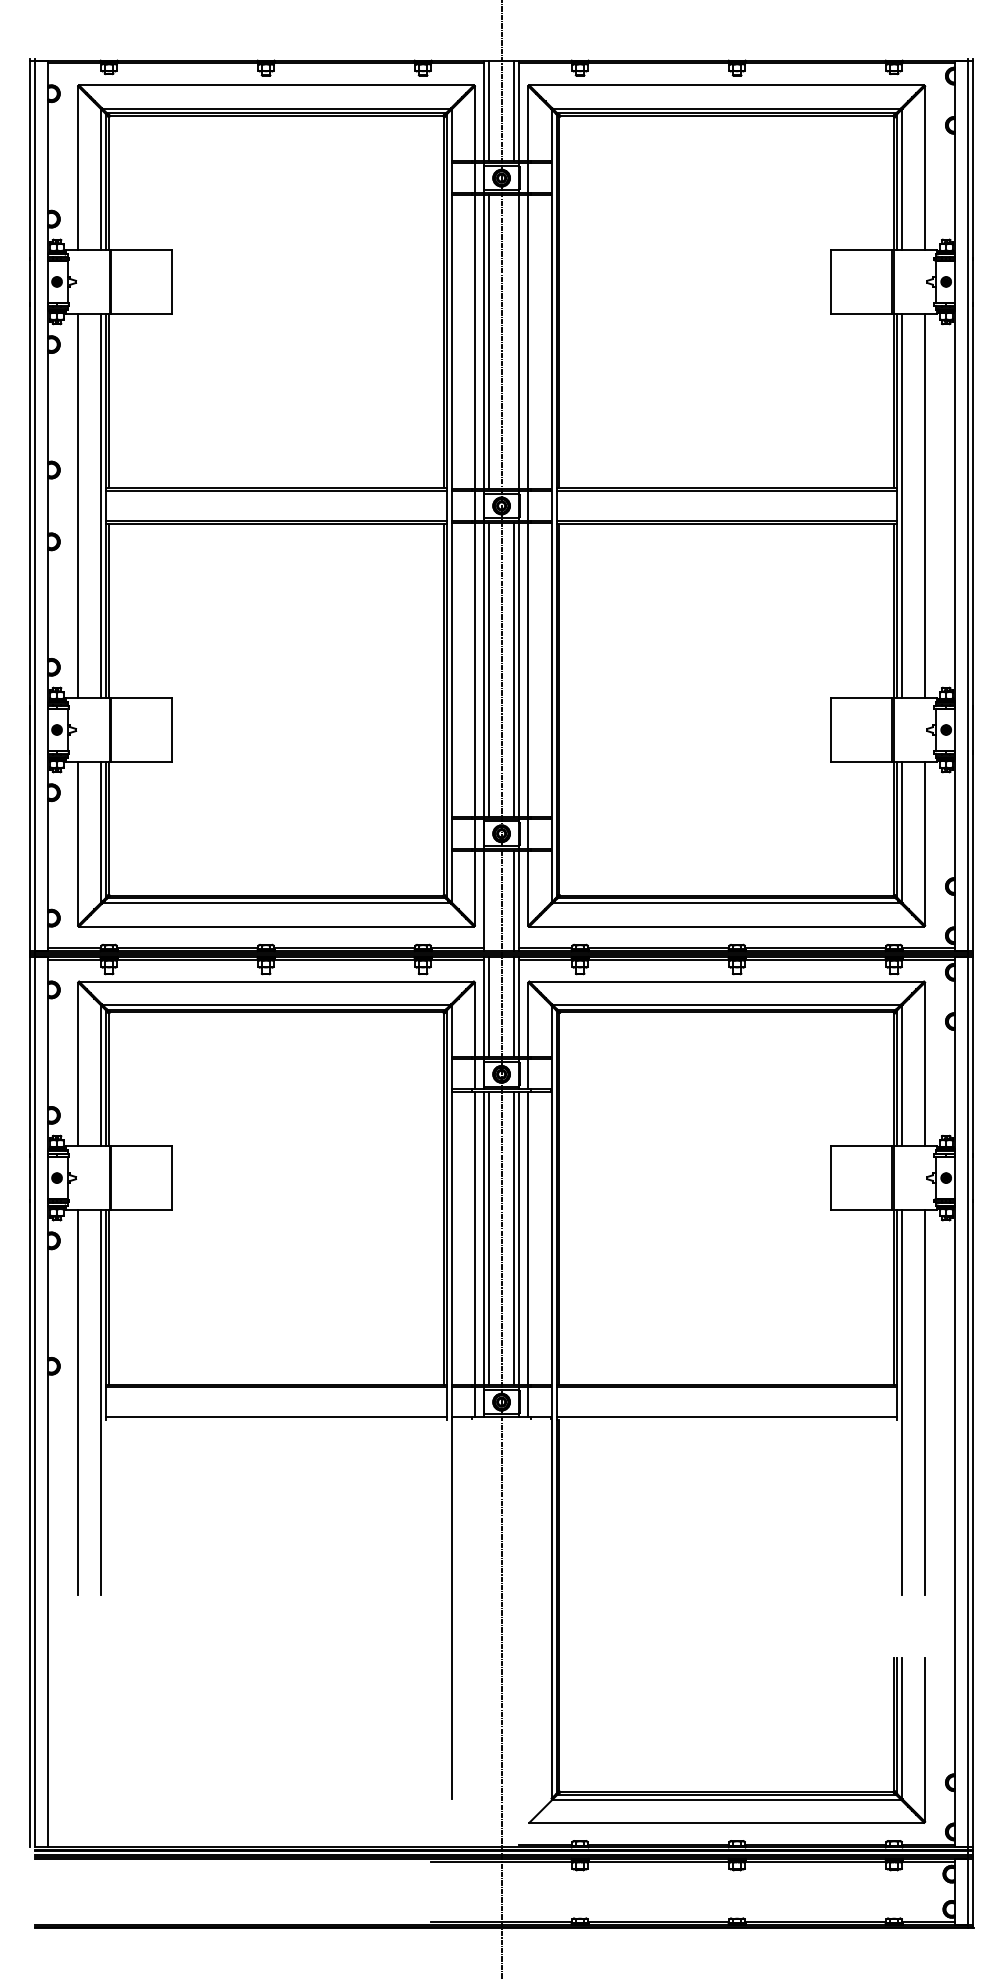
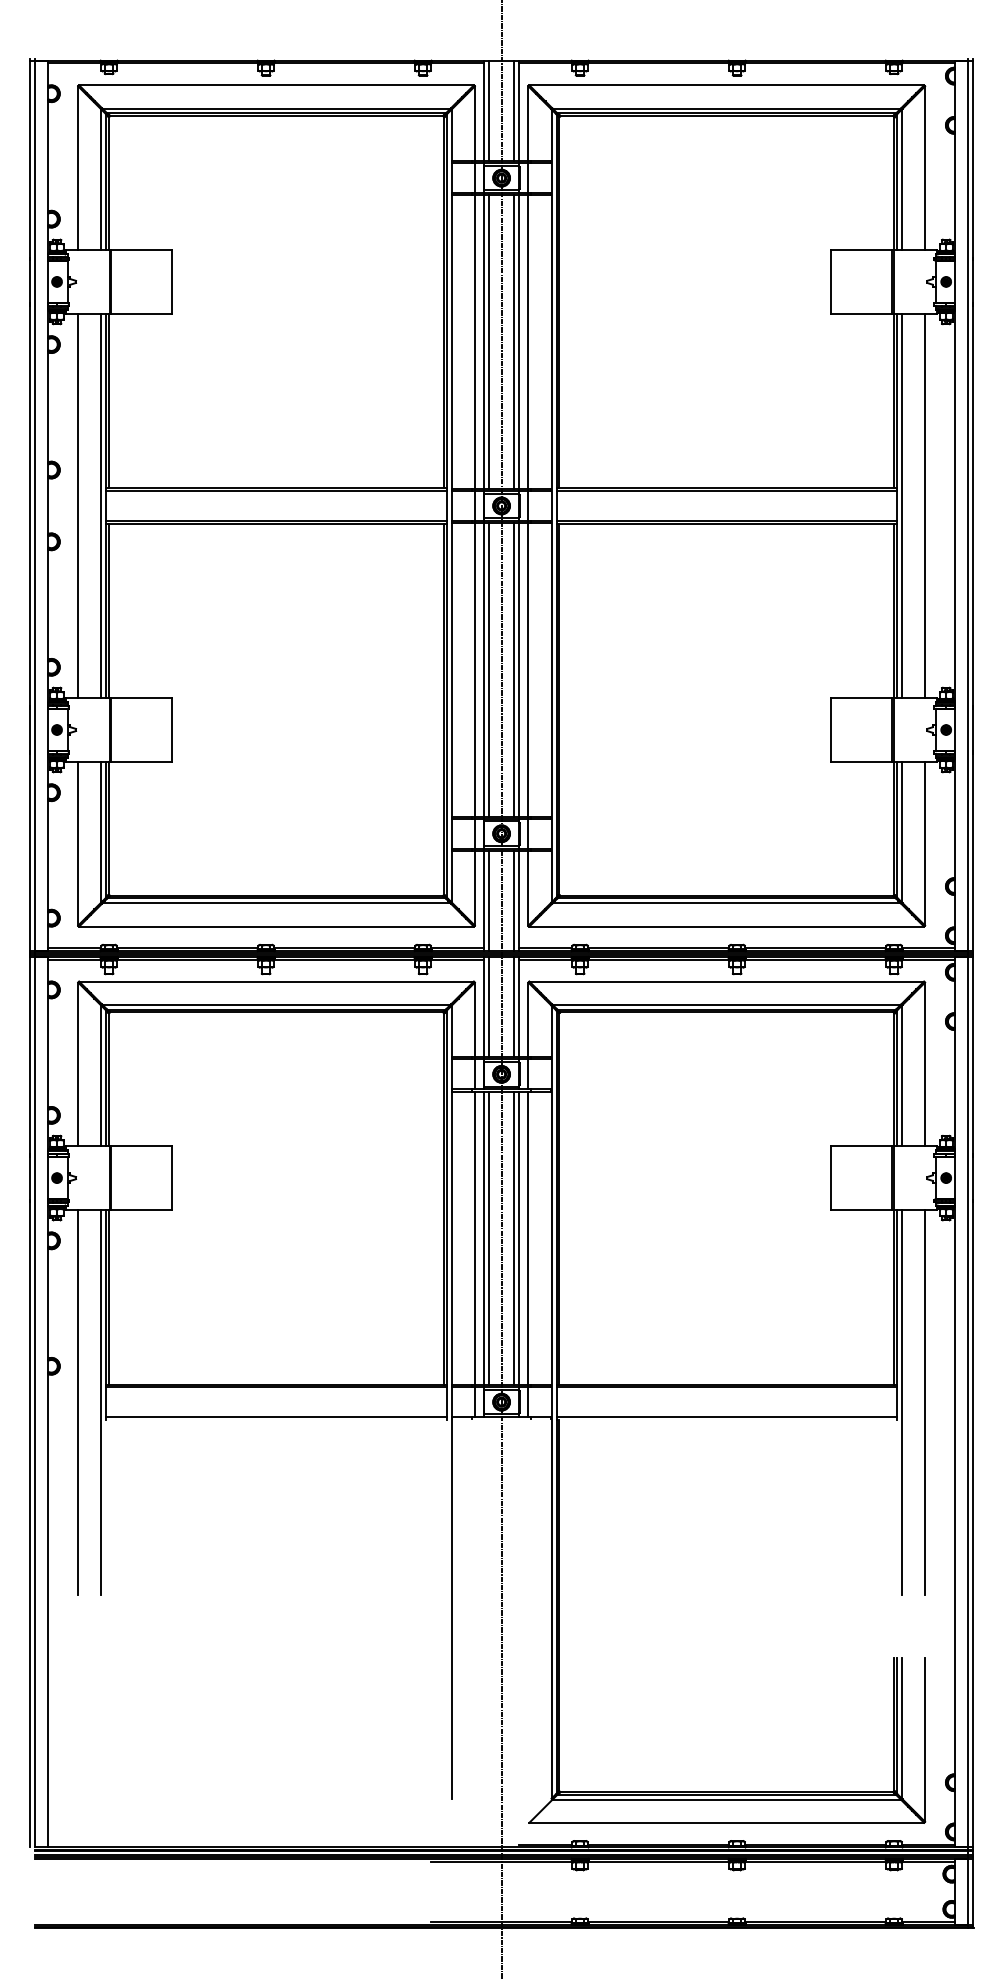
line: none -> present (514, 341)
line: none -> present (488, 901)
